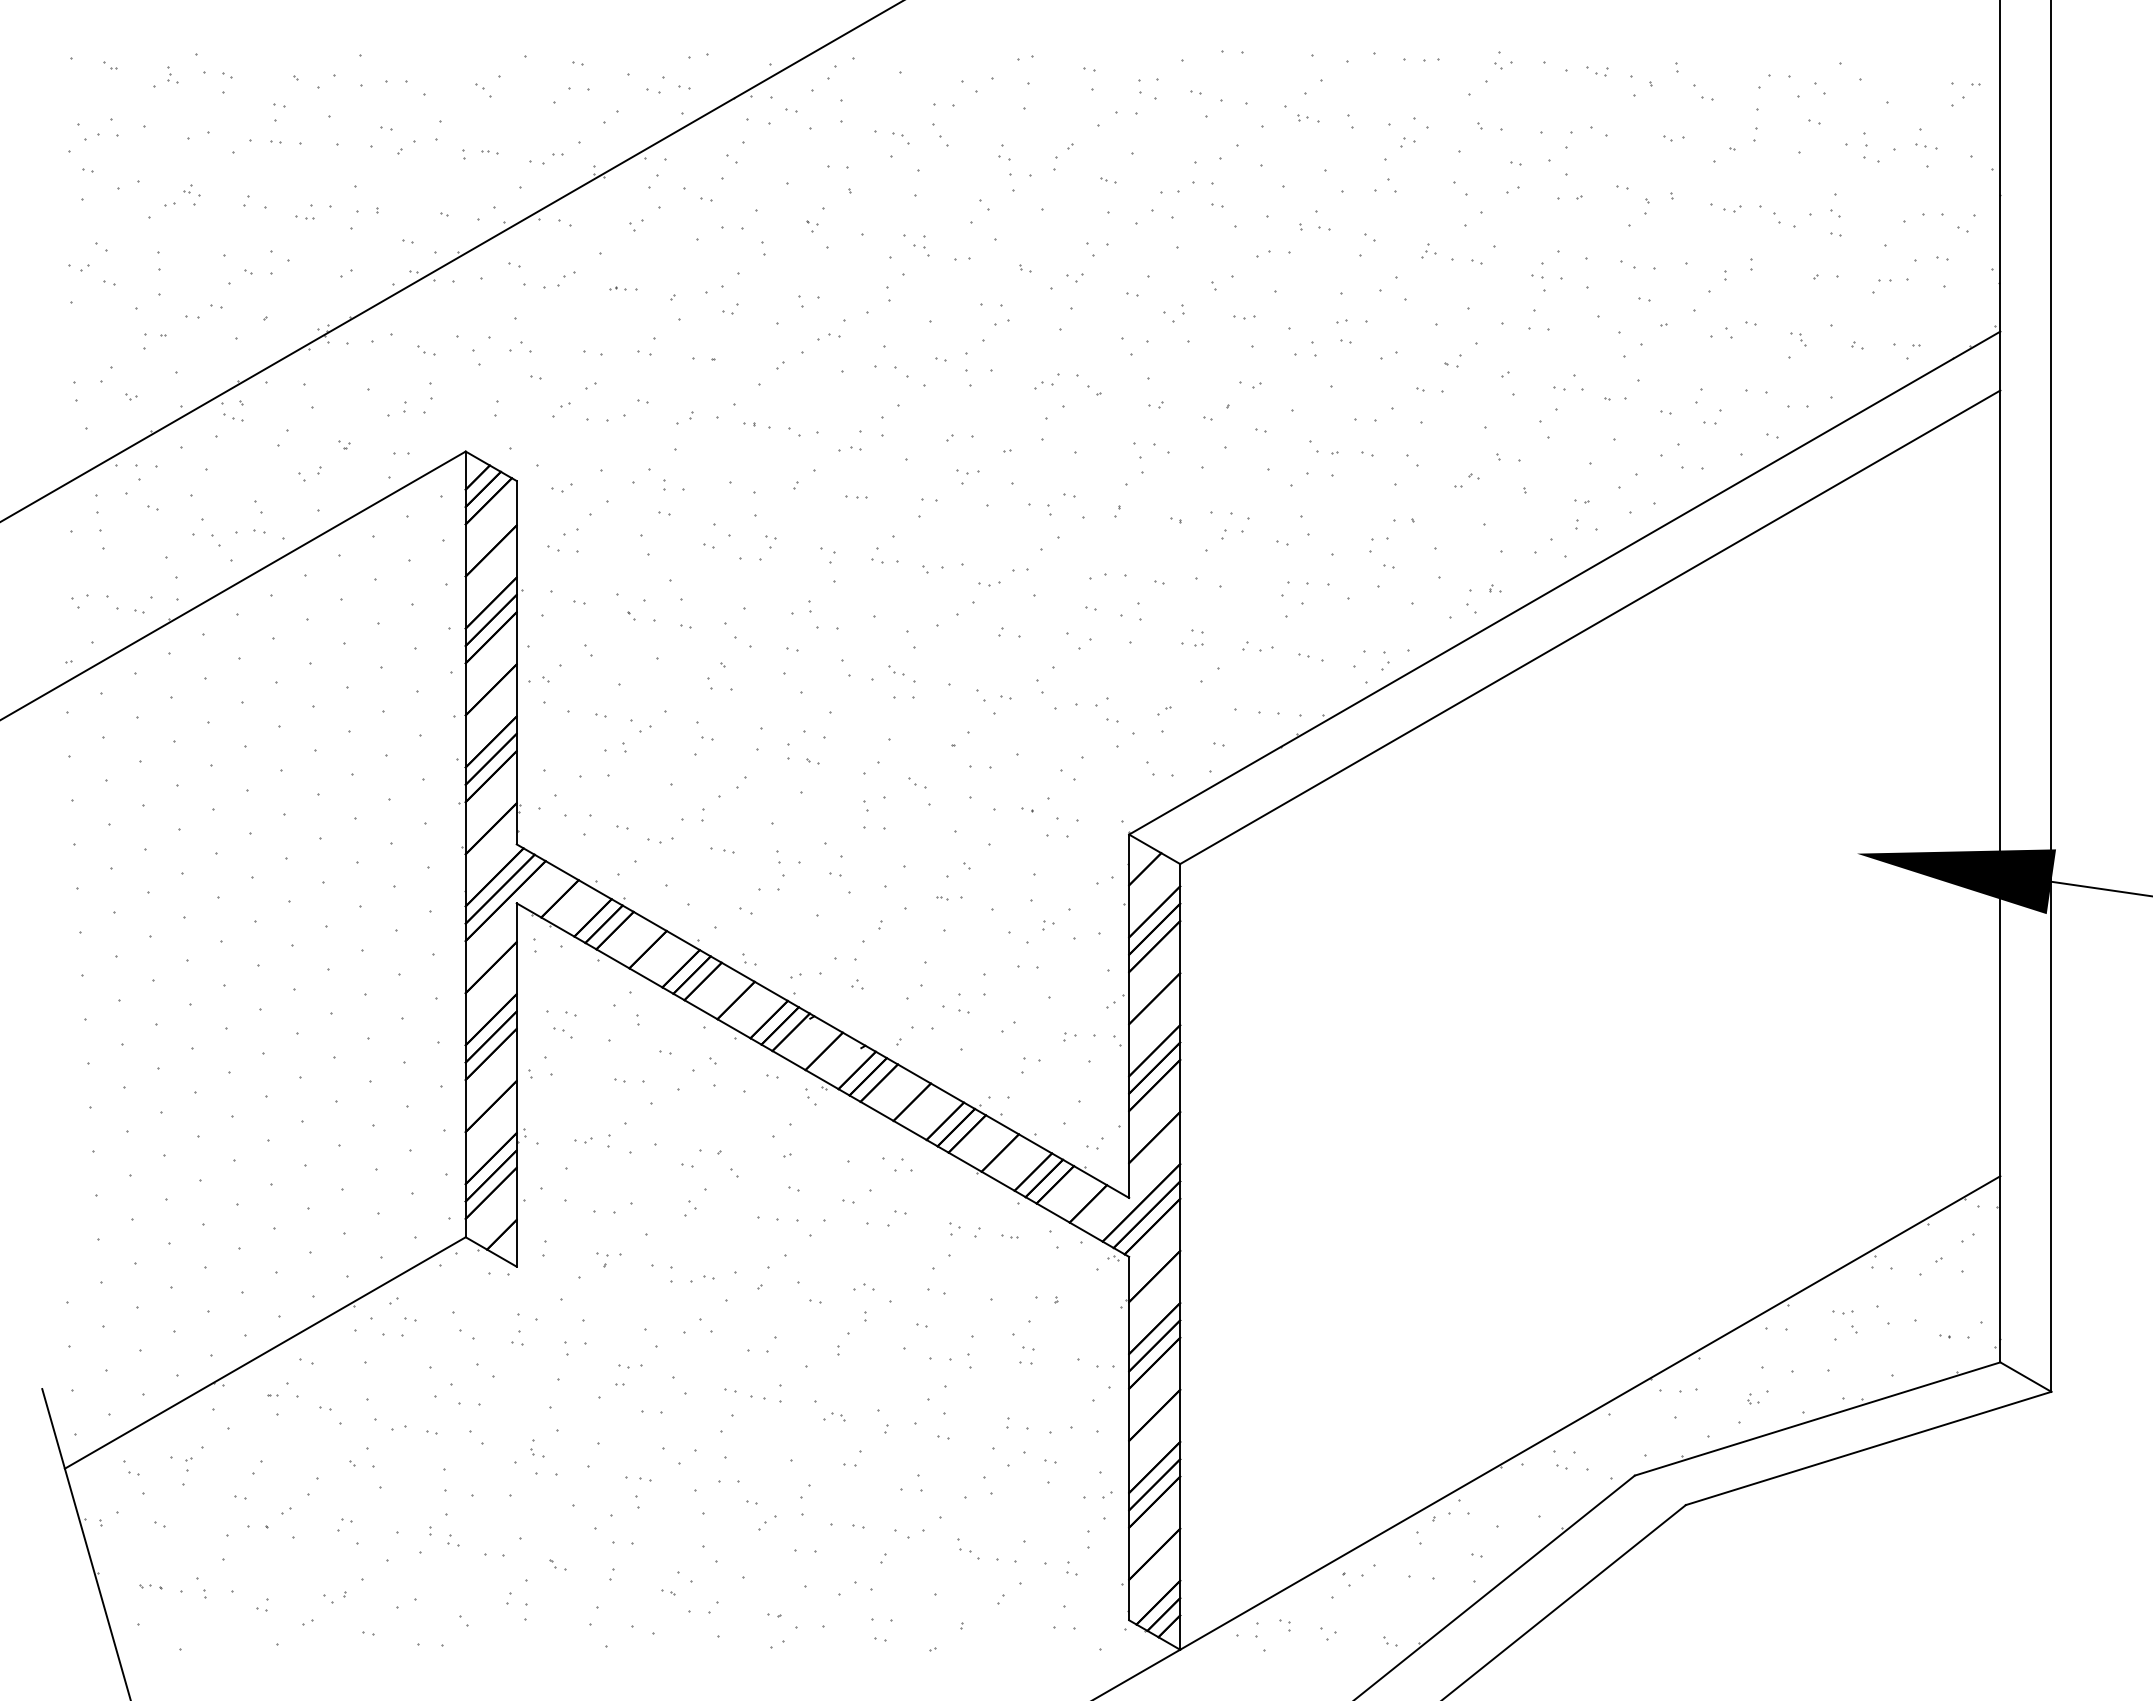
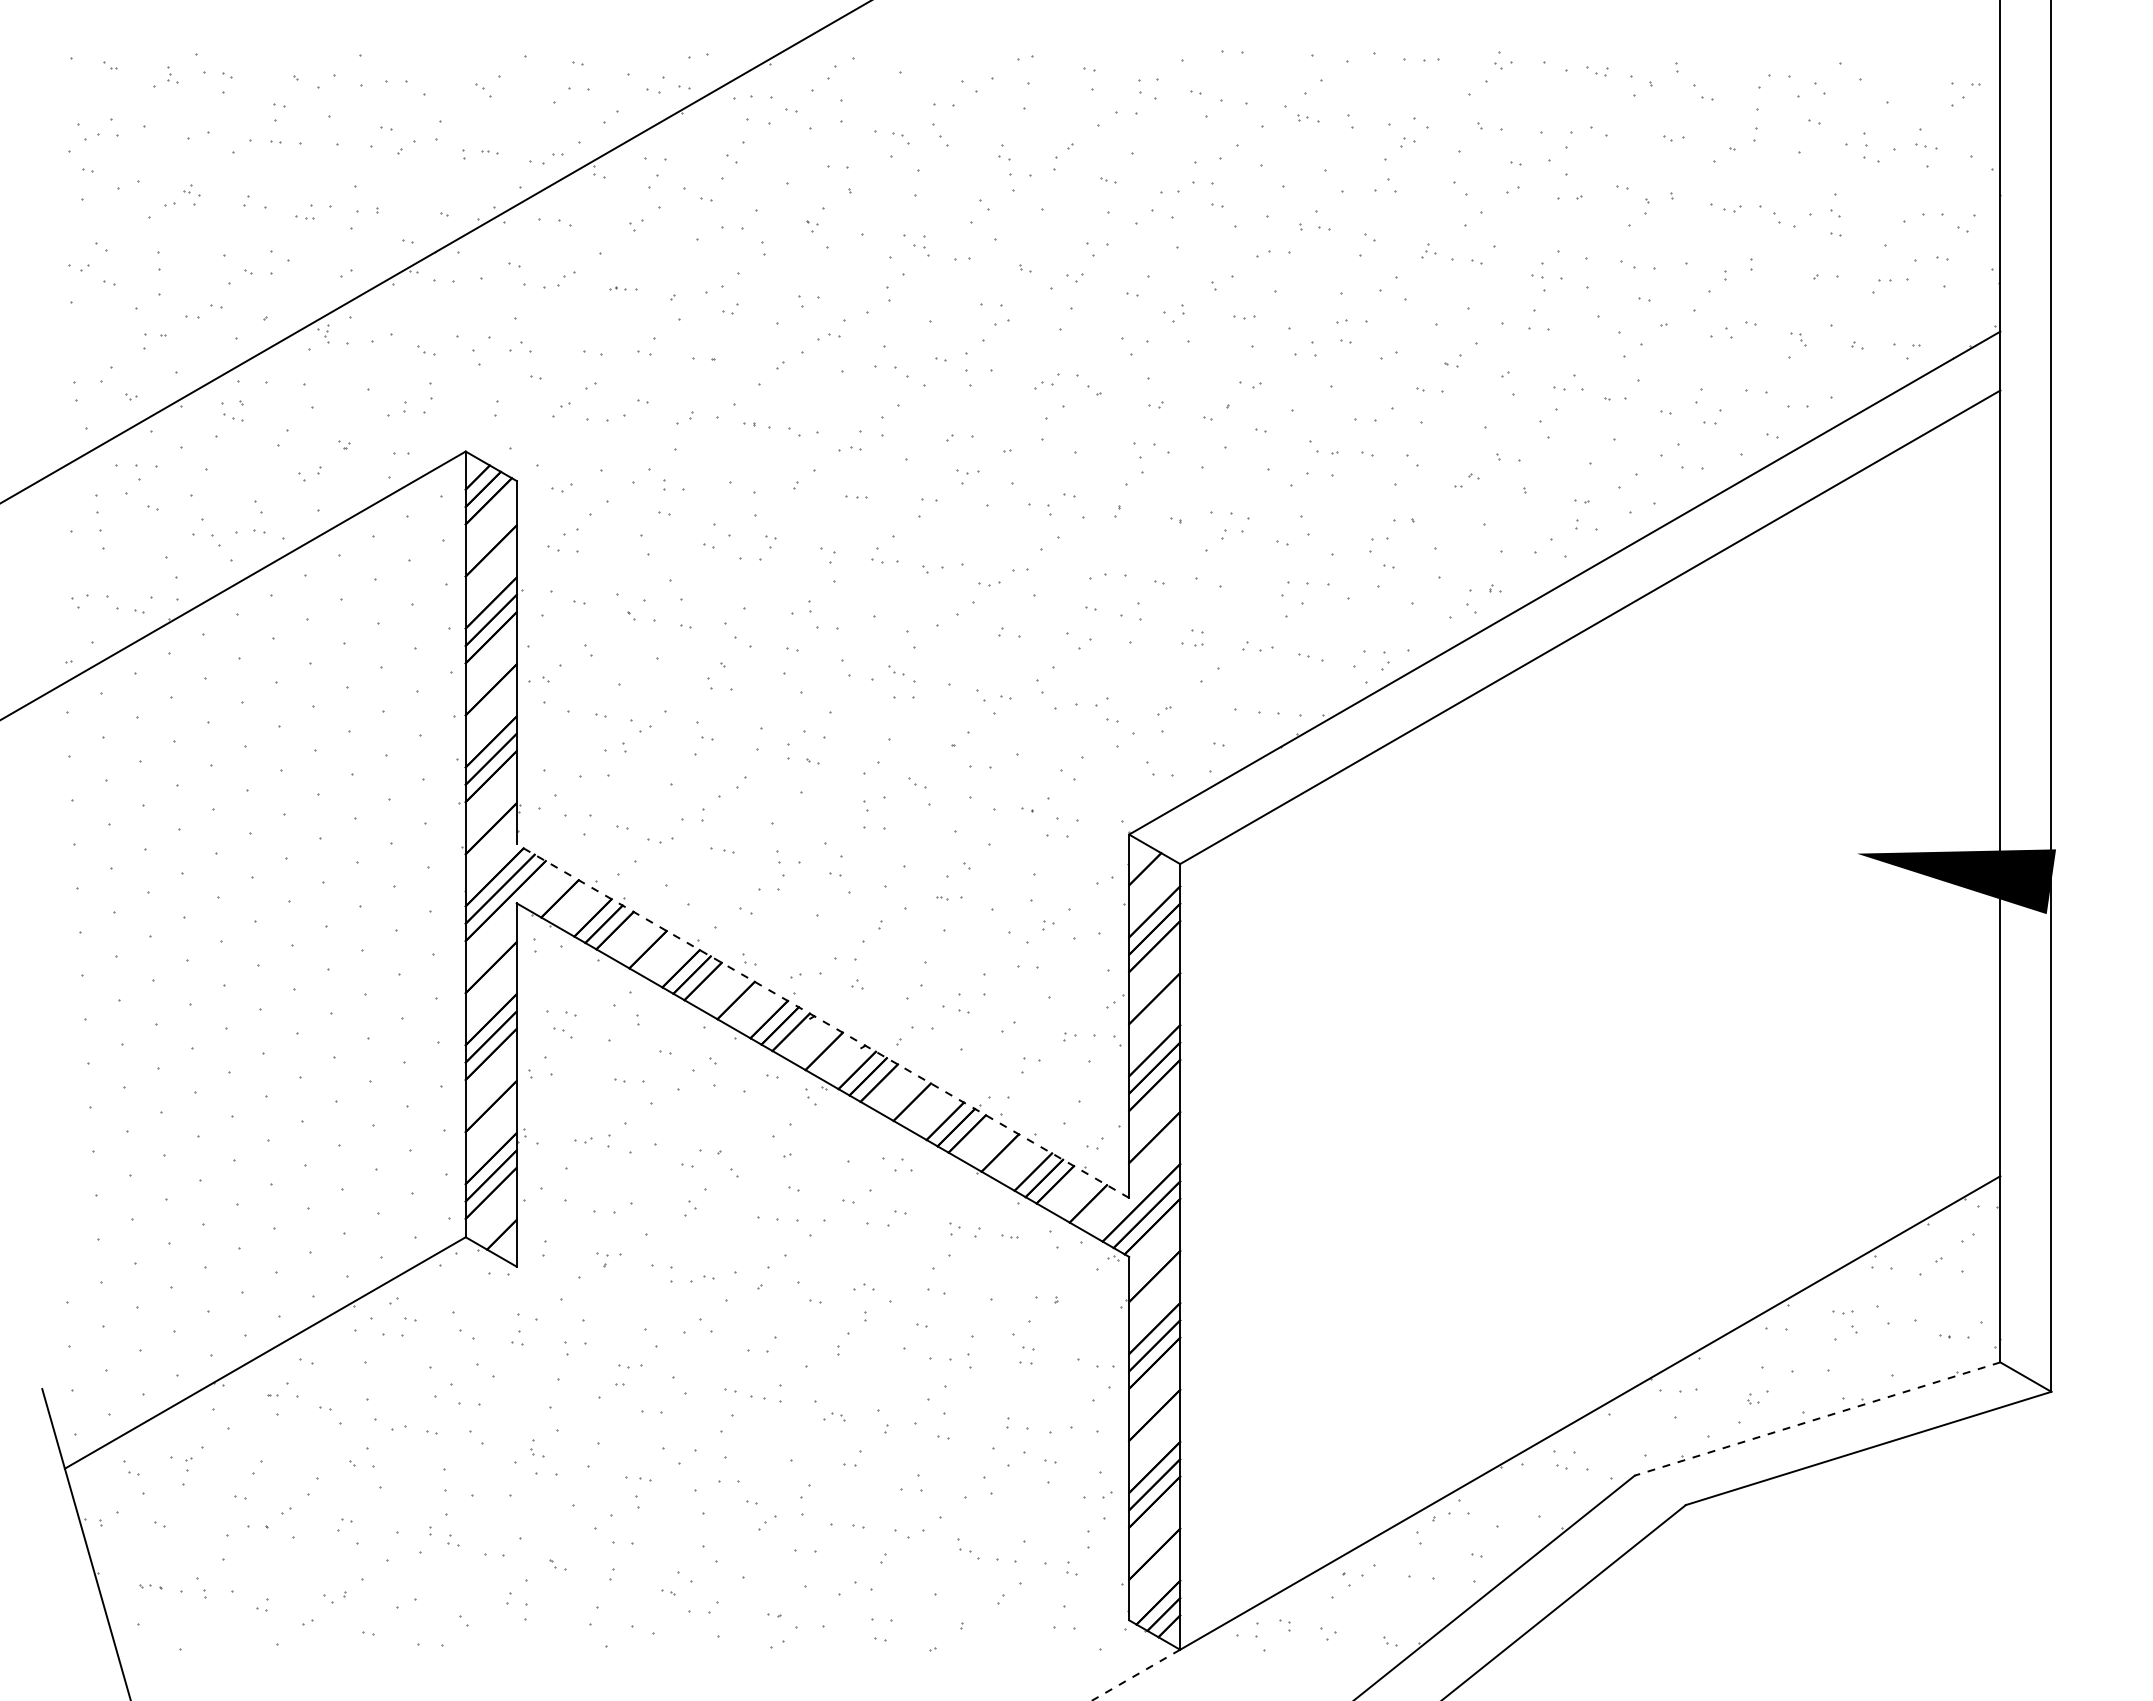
line position: (451, 261) -> (435, 252) (435, 252)
line: present -> none (2100, 888)
line: solid -> dashed (822, 1021)
line: solid -> dashed (1817, 1419)
line: solid -> dashed (1136, 1675)
